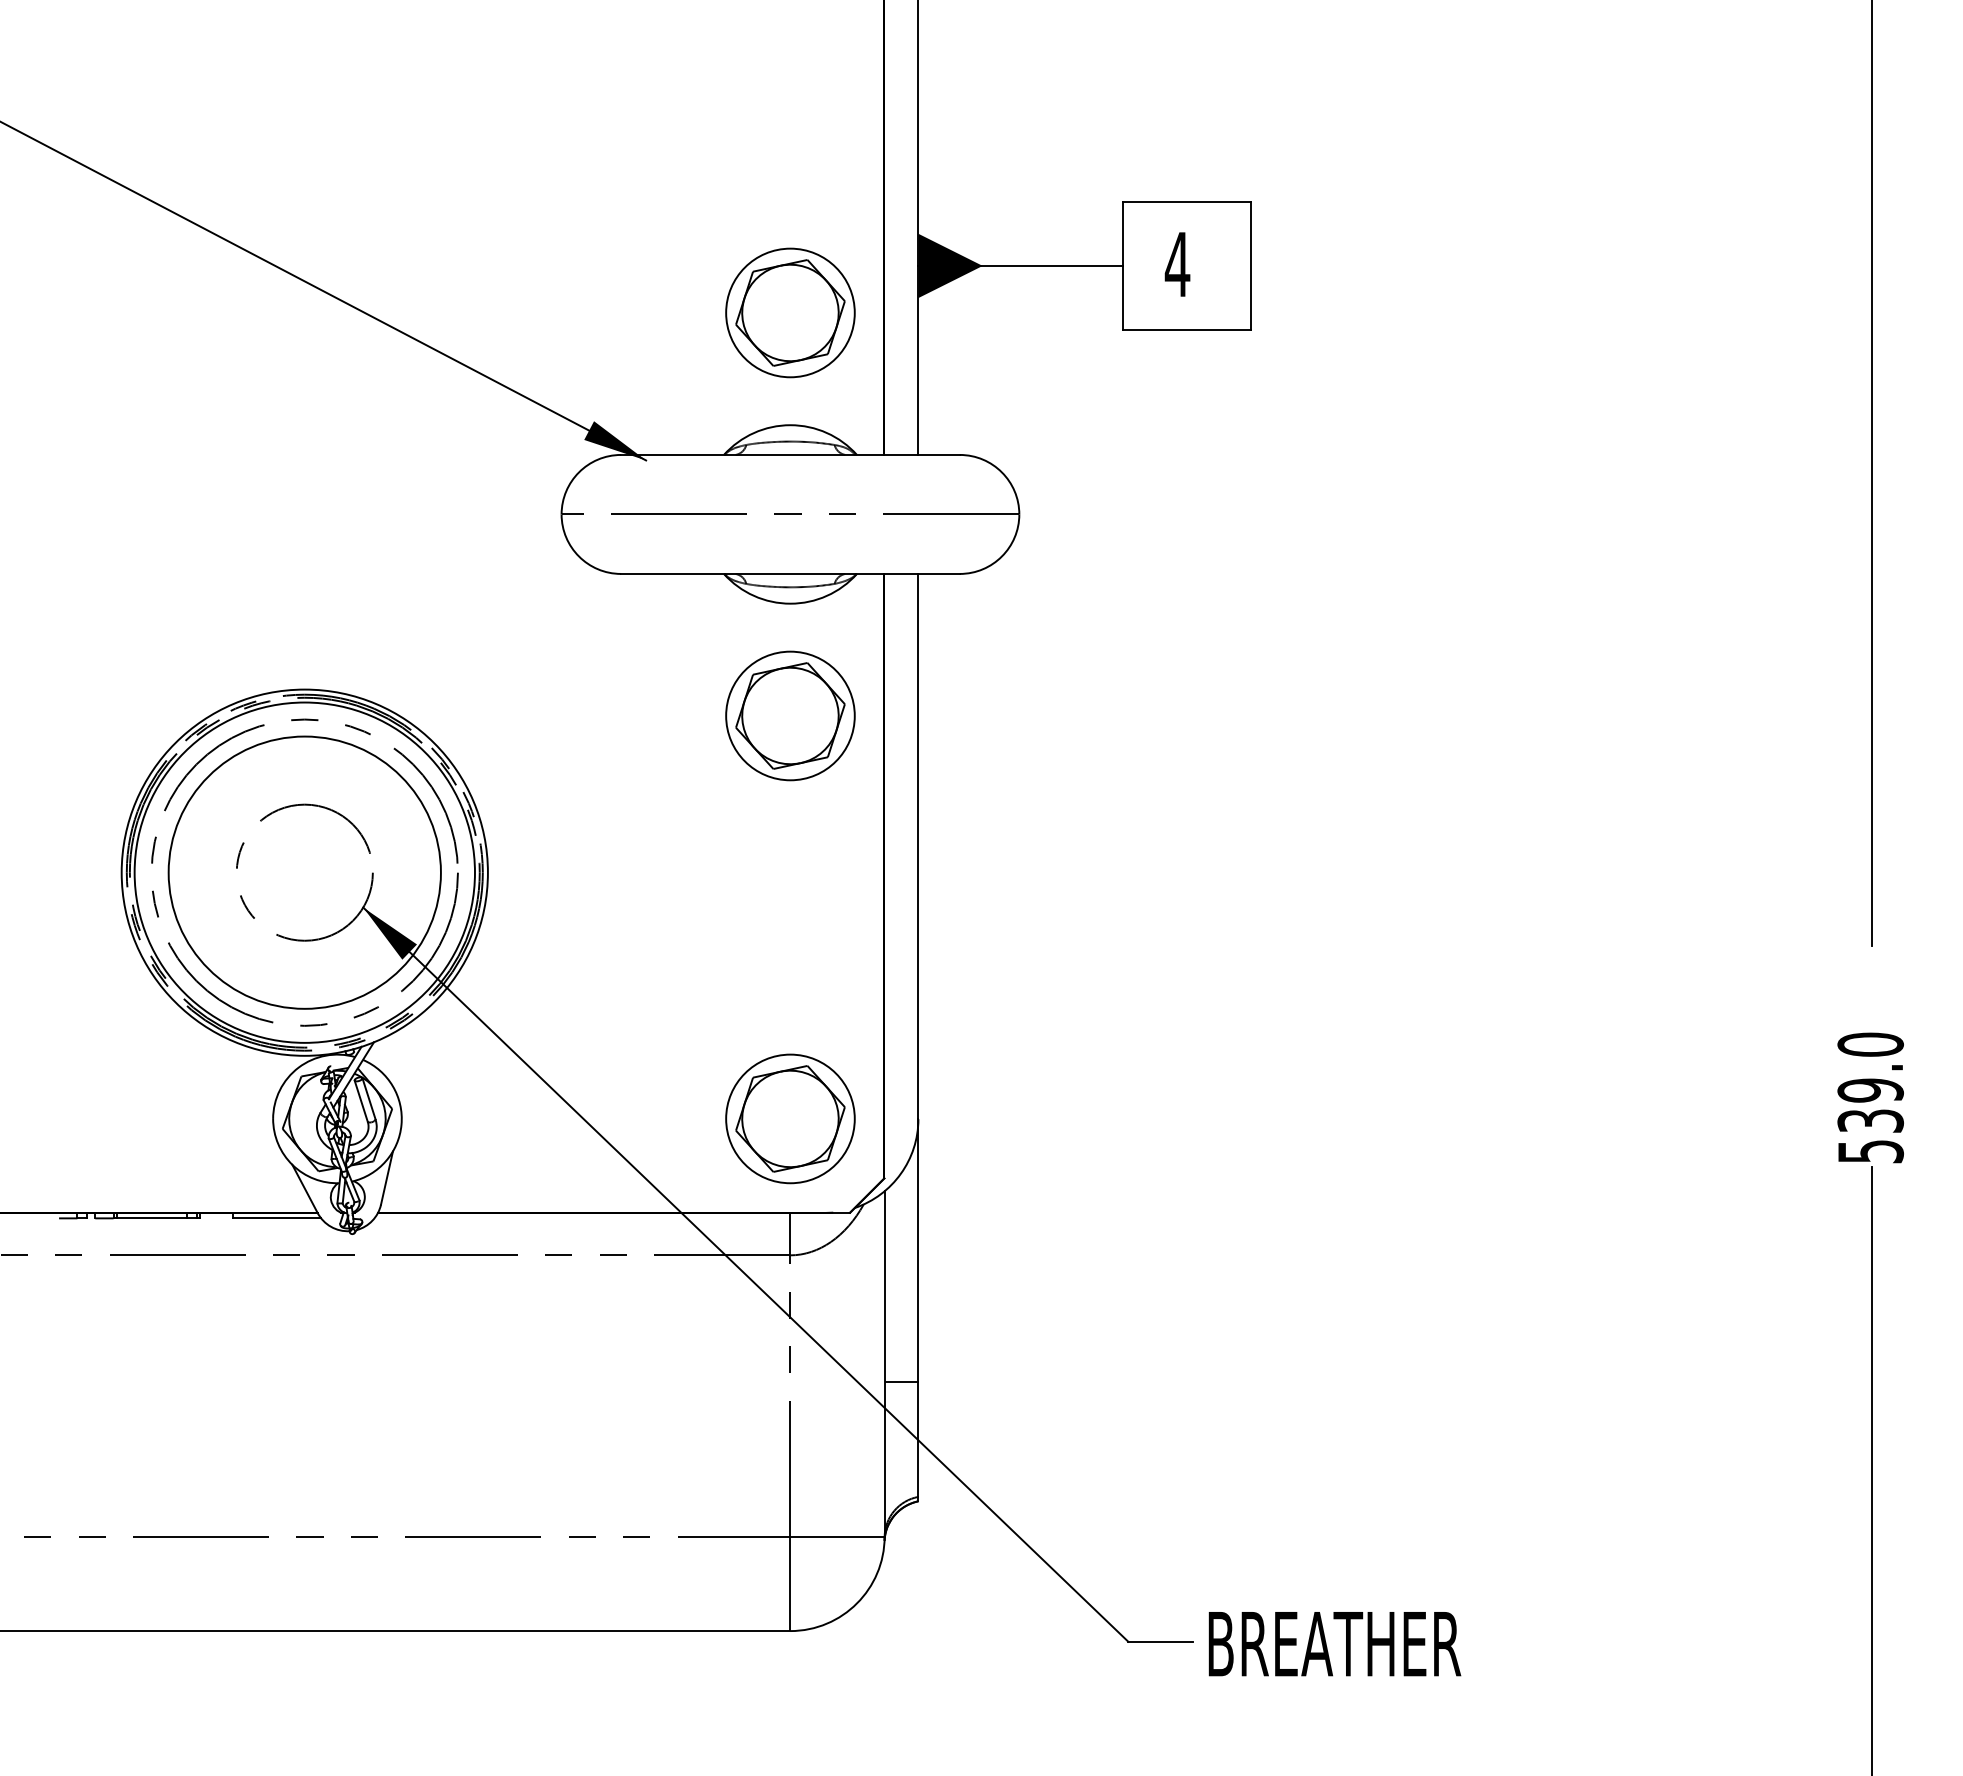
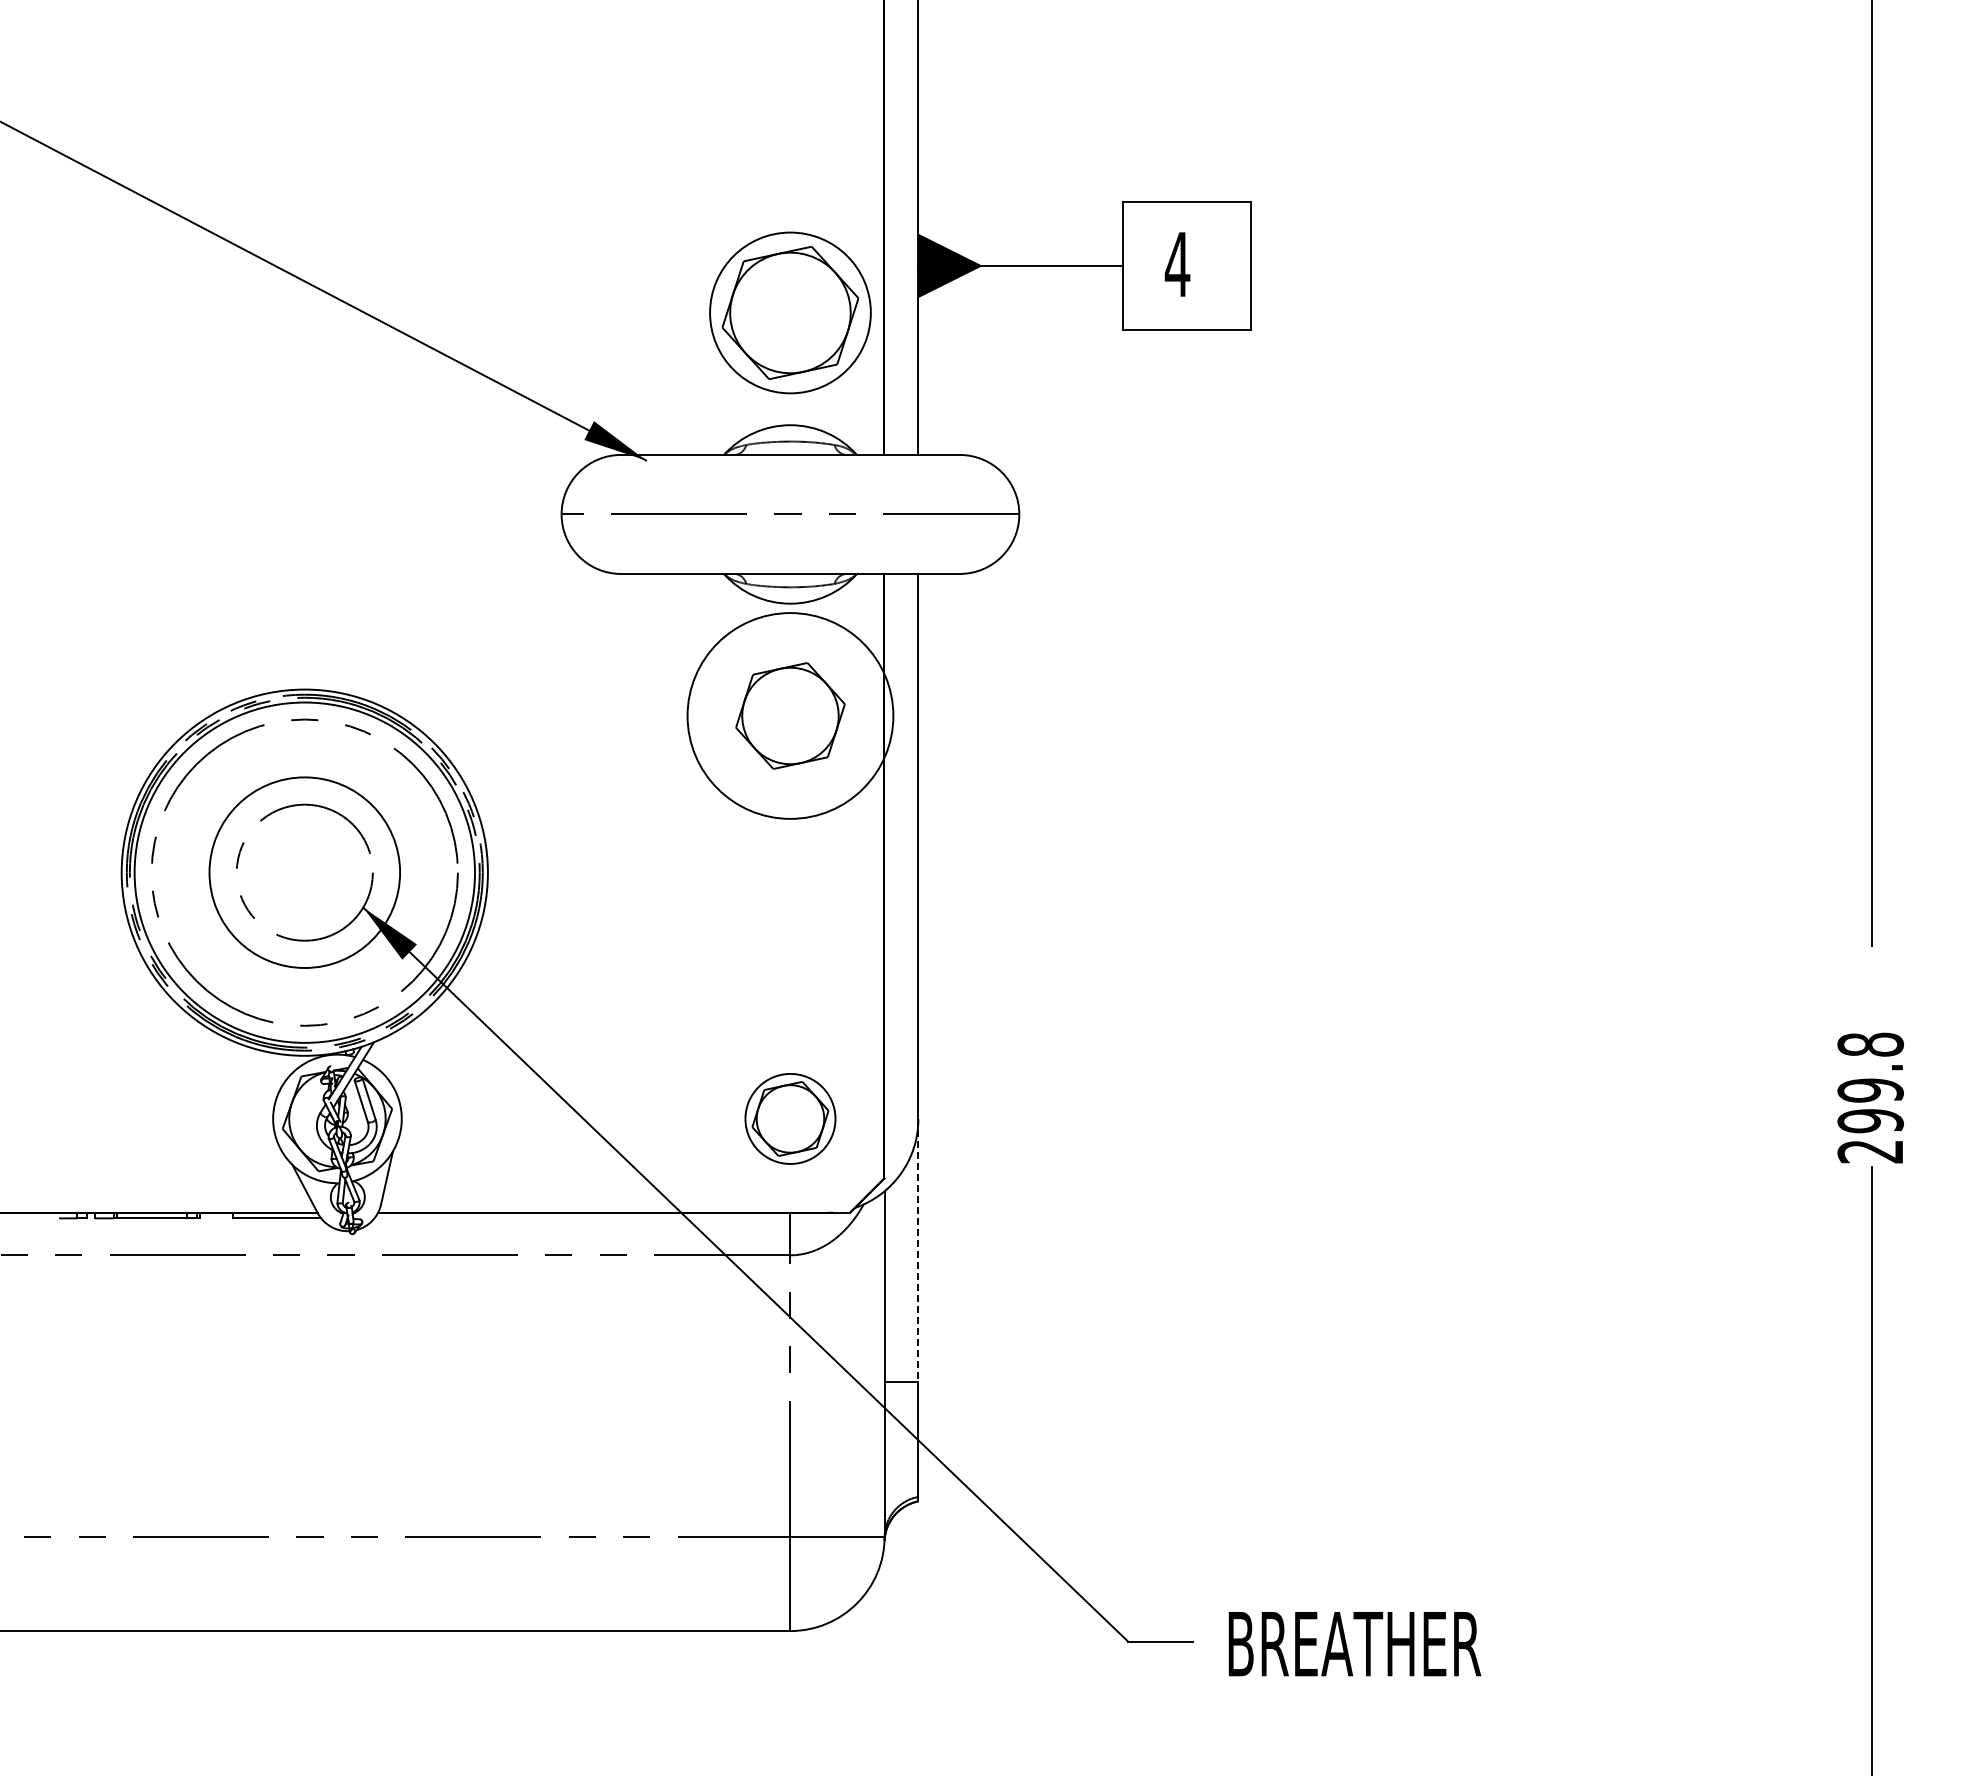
part size: 131x132 px -> 163x164 px (790, 312)
circle diameter: 129 px -> 206 px (790, 715)
circle diameter: 272 px -> 191 px (304, 872)
text: 539.0 -> 299.8 (1870, 1097)
part size: 131x132 px -> 93x92 px (790, 1118)
line: solid -> dashed (918, 1250)
text position: (1334, 1644) -> (1354, 1644) (1354, 1644)
